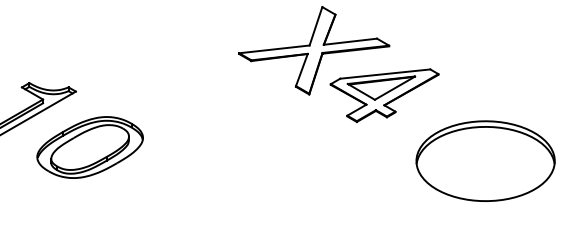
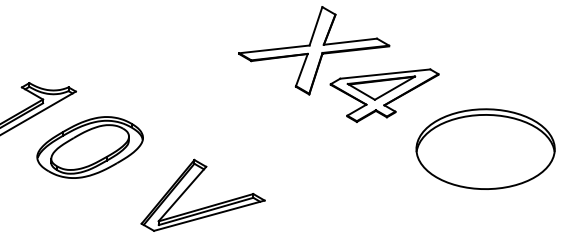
part position: (485, 160) -> (485, 148) (485, 148)
part: none -> present (205, 206)
